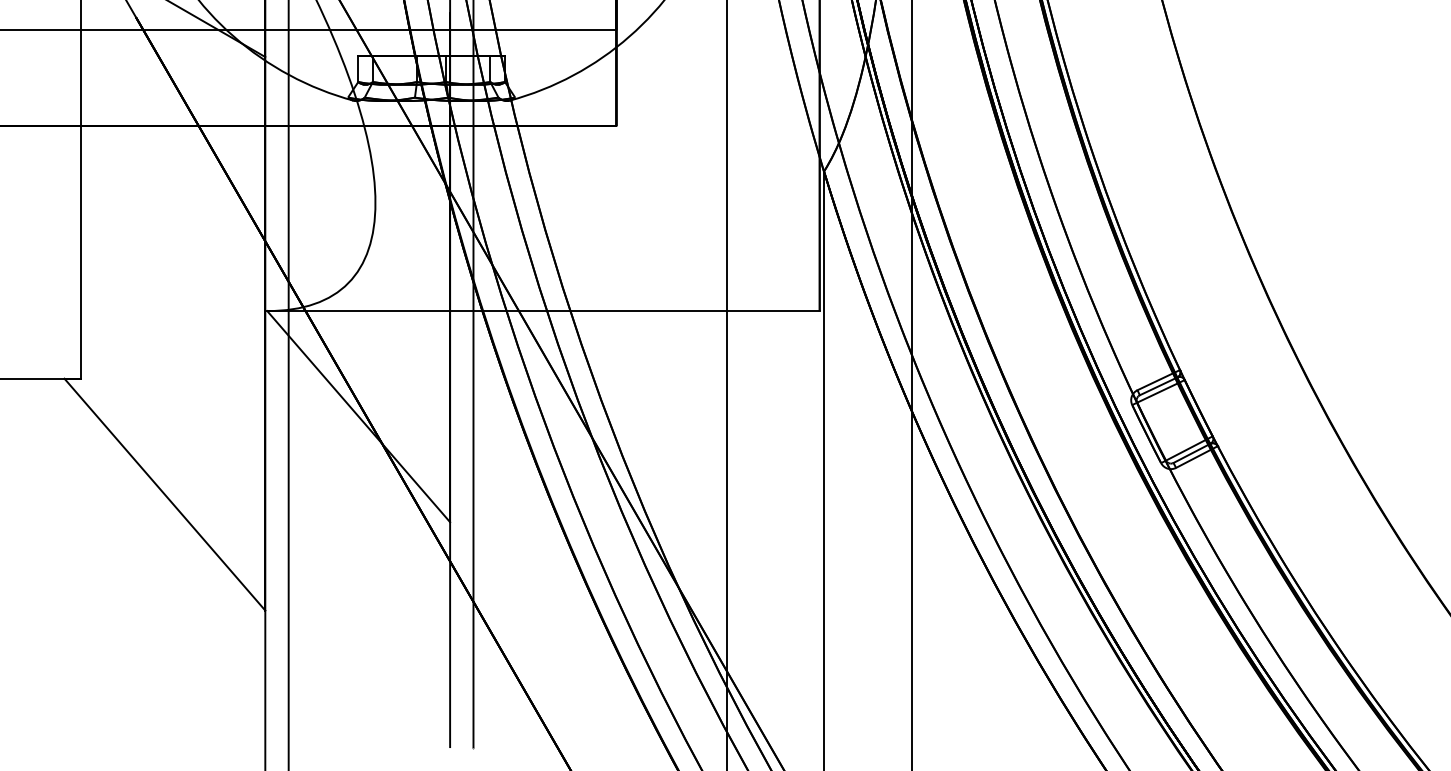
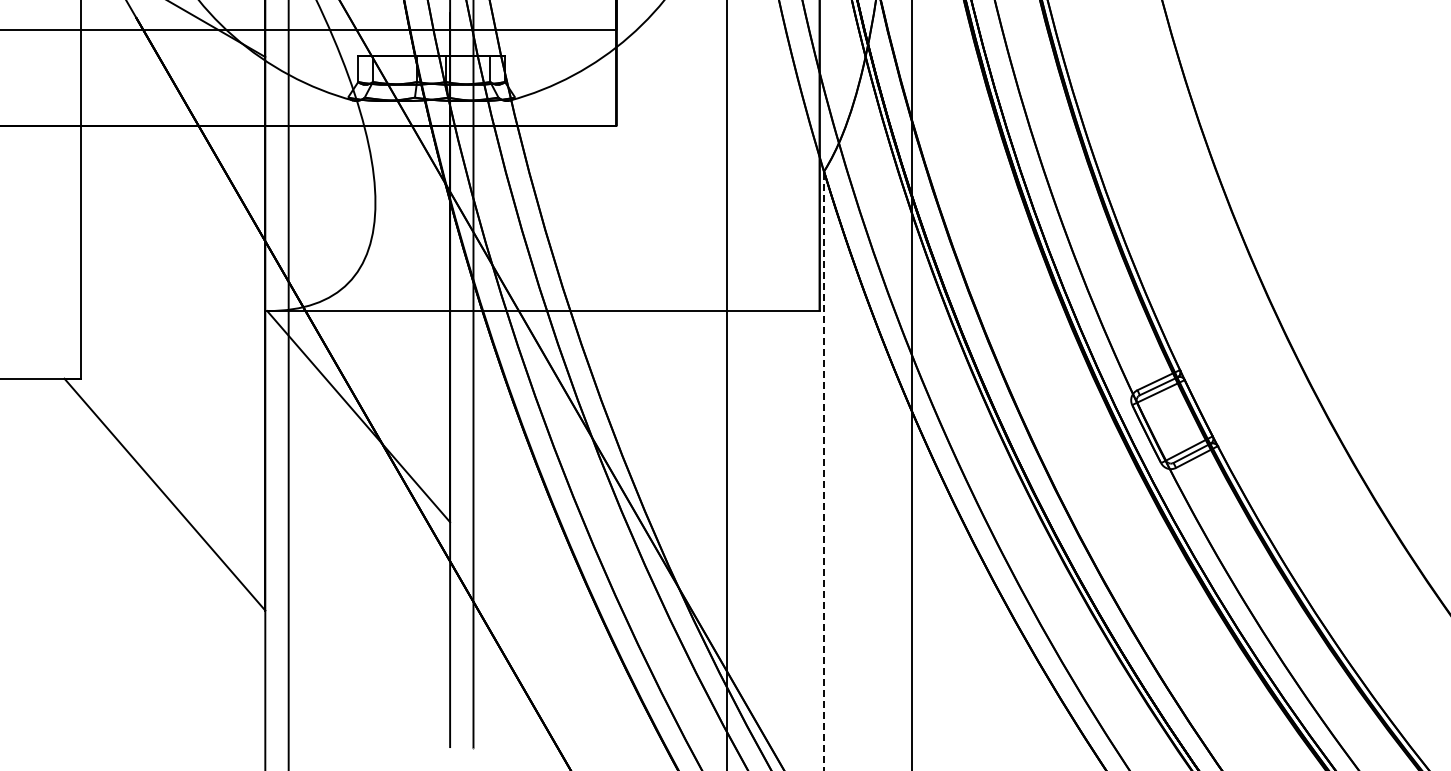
line: solid -> dashed (824, 471)
